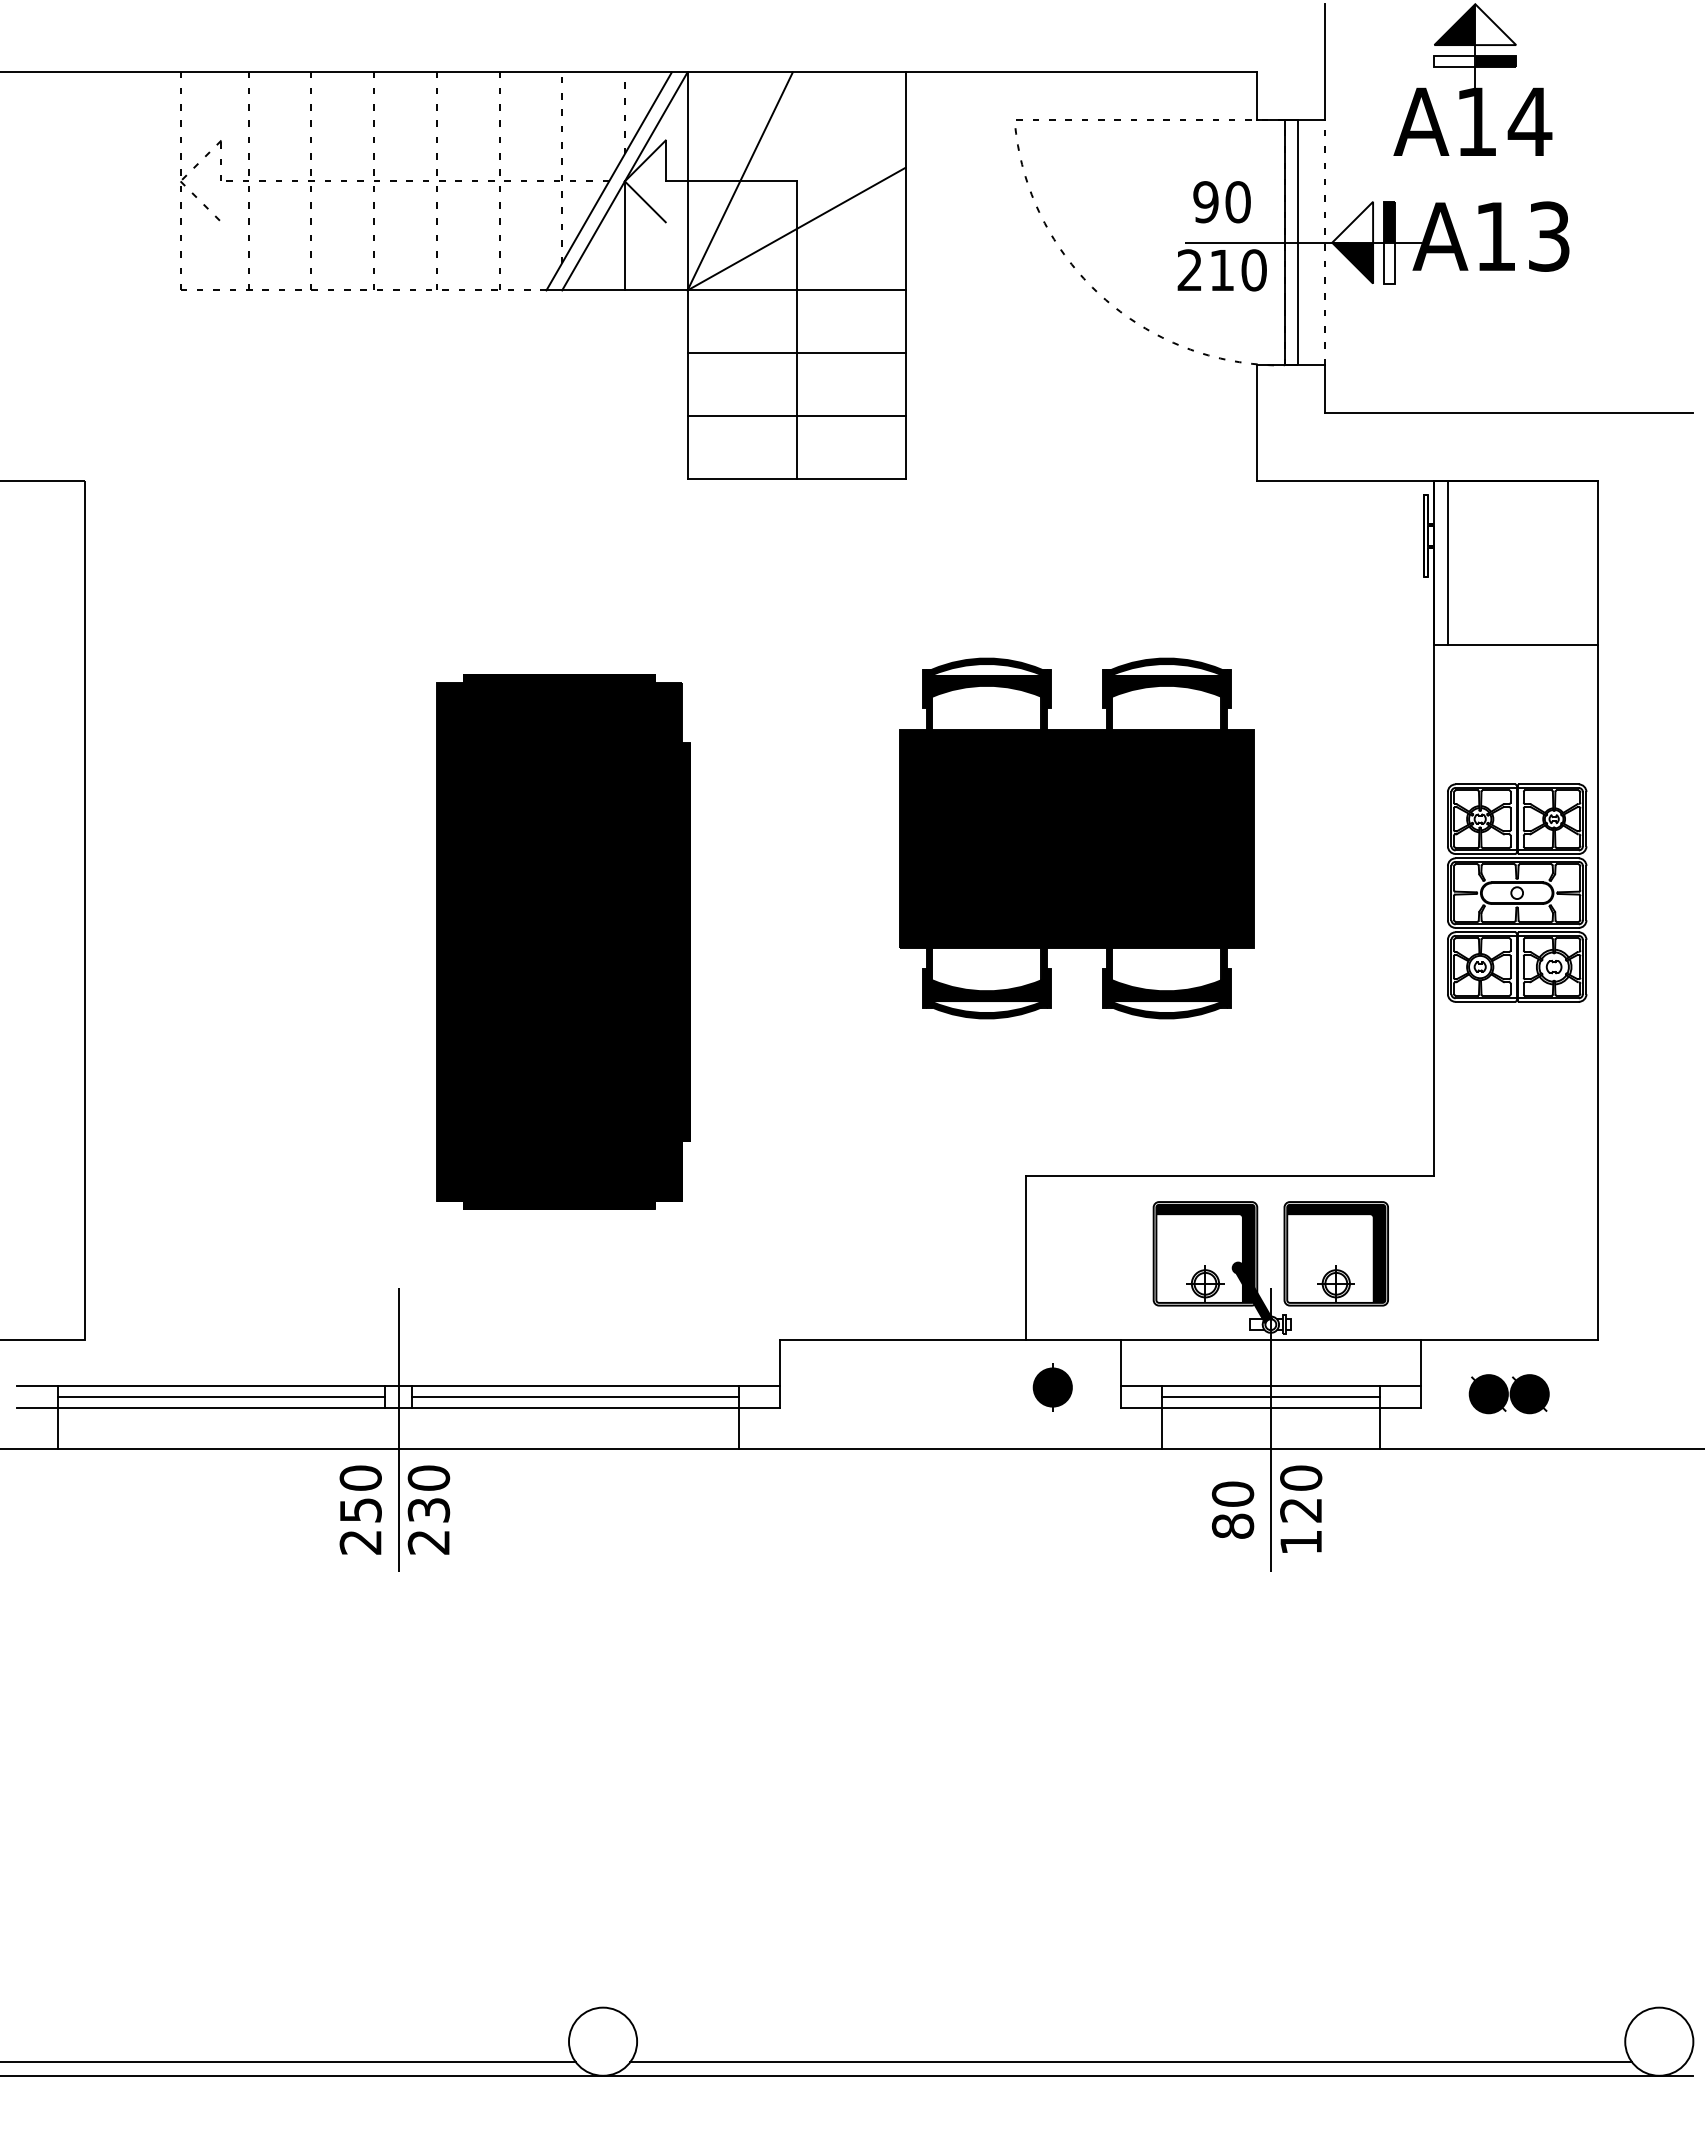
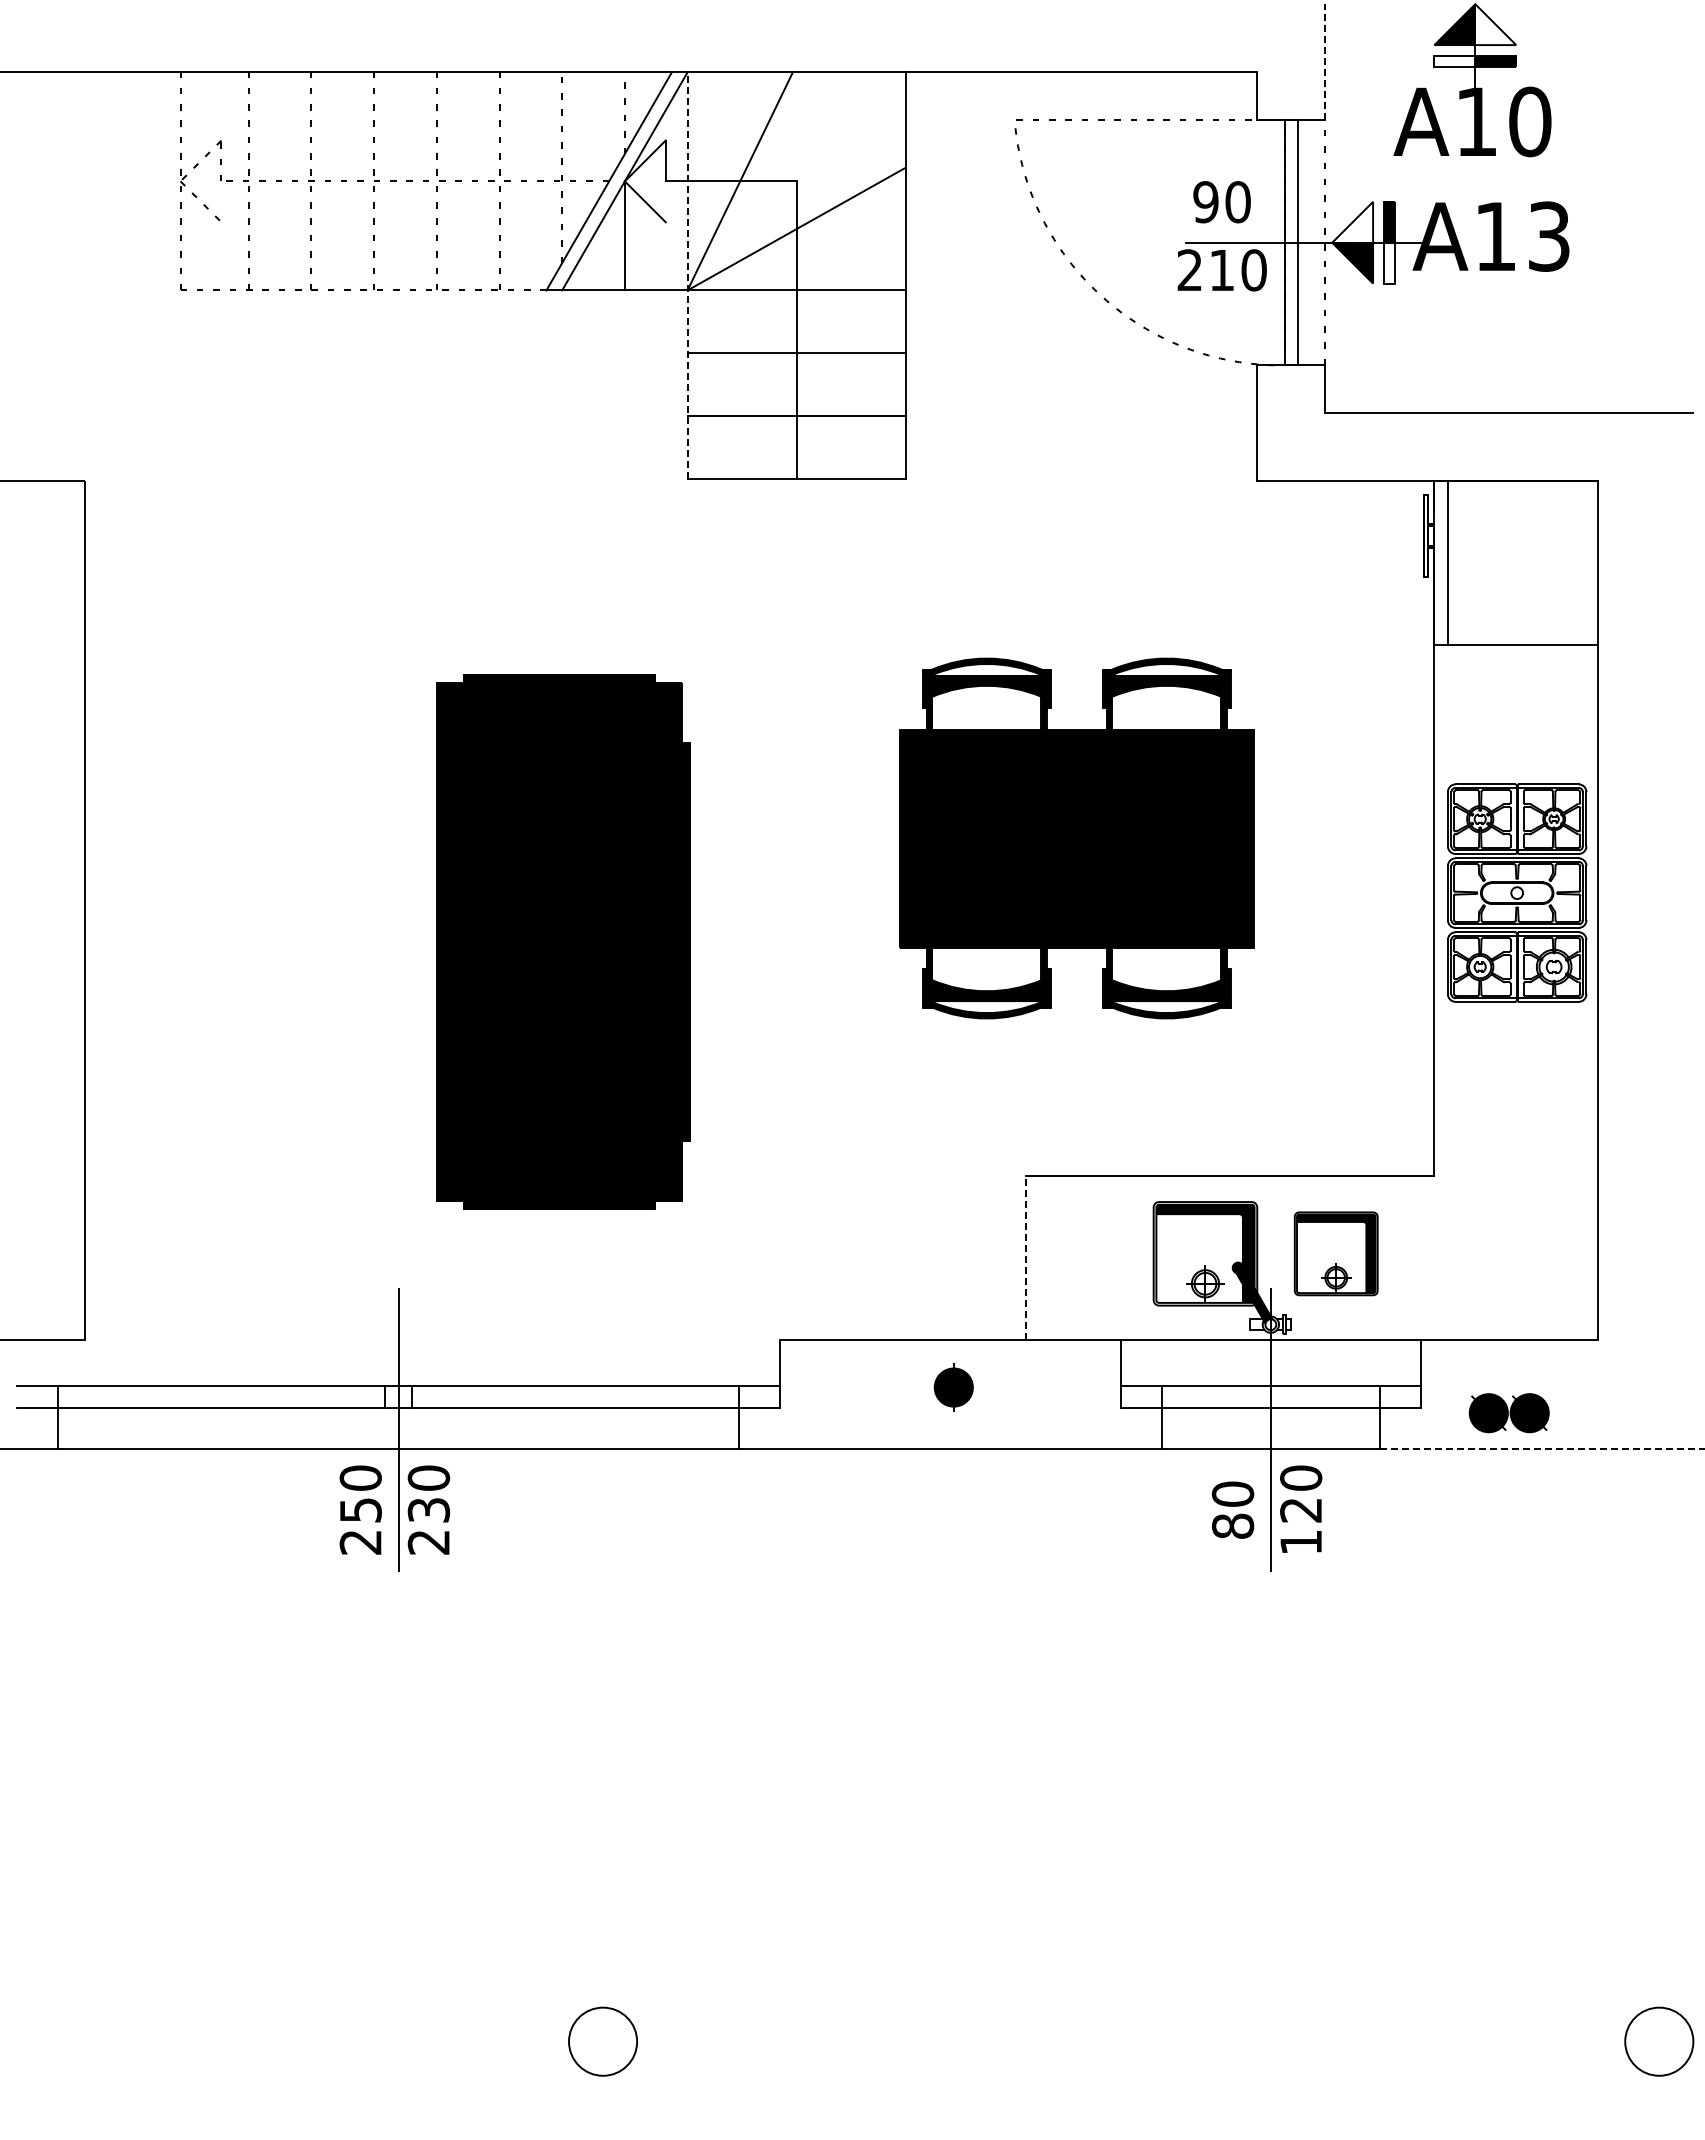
line: solid -> dashed (1325, 62)
text: A14 -> A10 (1529, 121)
line: solid -> dashed (687, 274)
part size: 106x106 px -> 86x86 px (1335, 1253)
line: solid -> dashed (1025, 1258)
part position: (1052, 1387) -> (953, 1387) (953, 1387)
part position: (1508, 1394) -> (1508, 1413) (1508, 1413)
line: present -> none (221, 1397)
line: present -> none (575, 1397)
line: present -> none (1270, 1397)
line: solid -> dashed (1542, 1448)
line: present -> none (288, 2062)
line: present -> none (1131, 2062)
line: present -> none (847, 2075)
